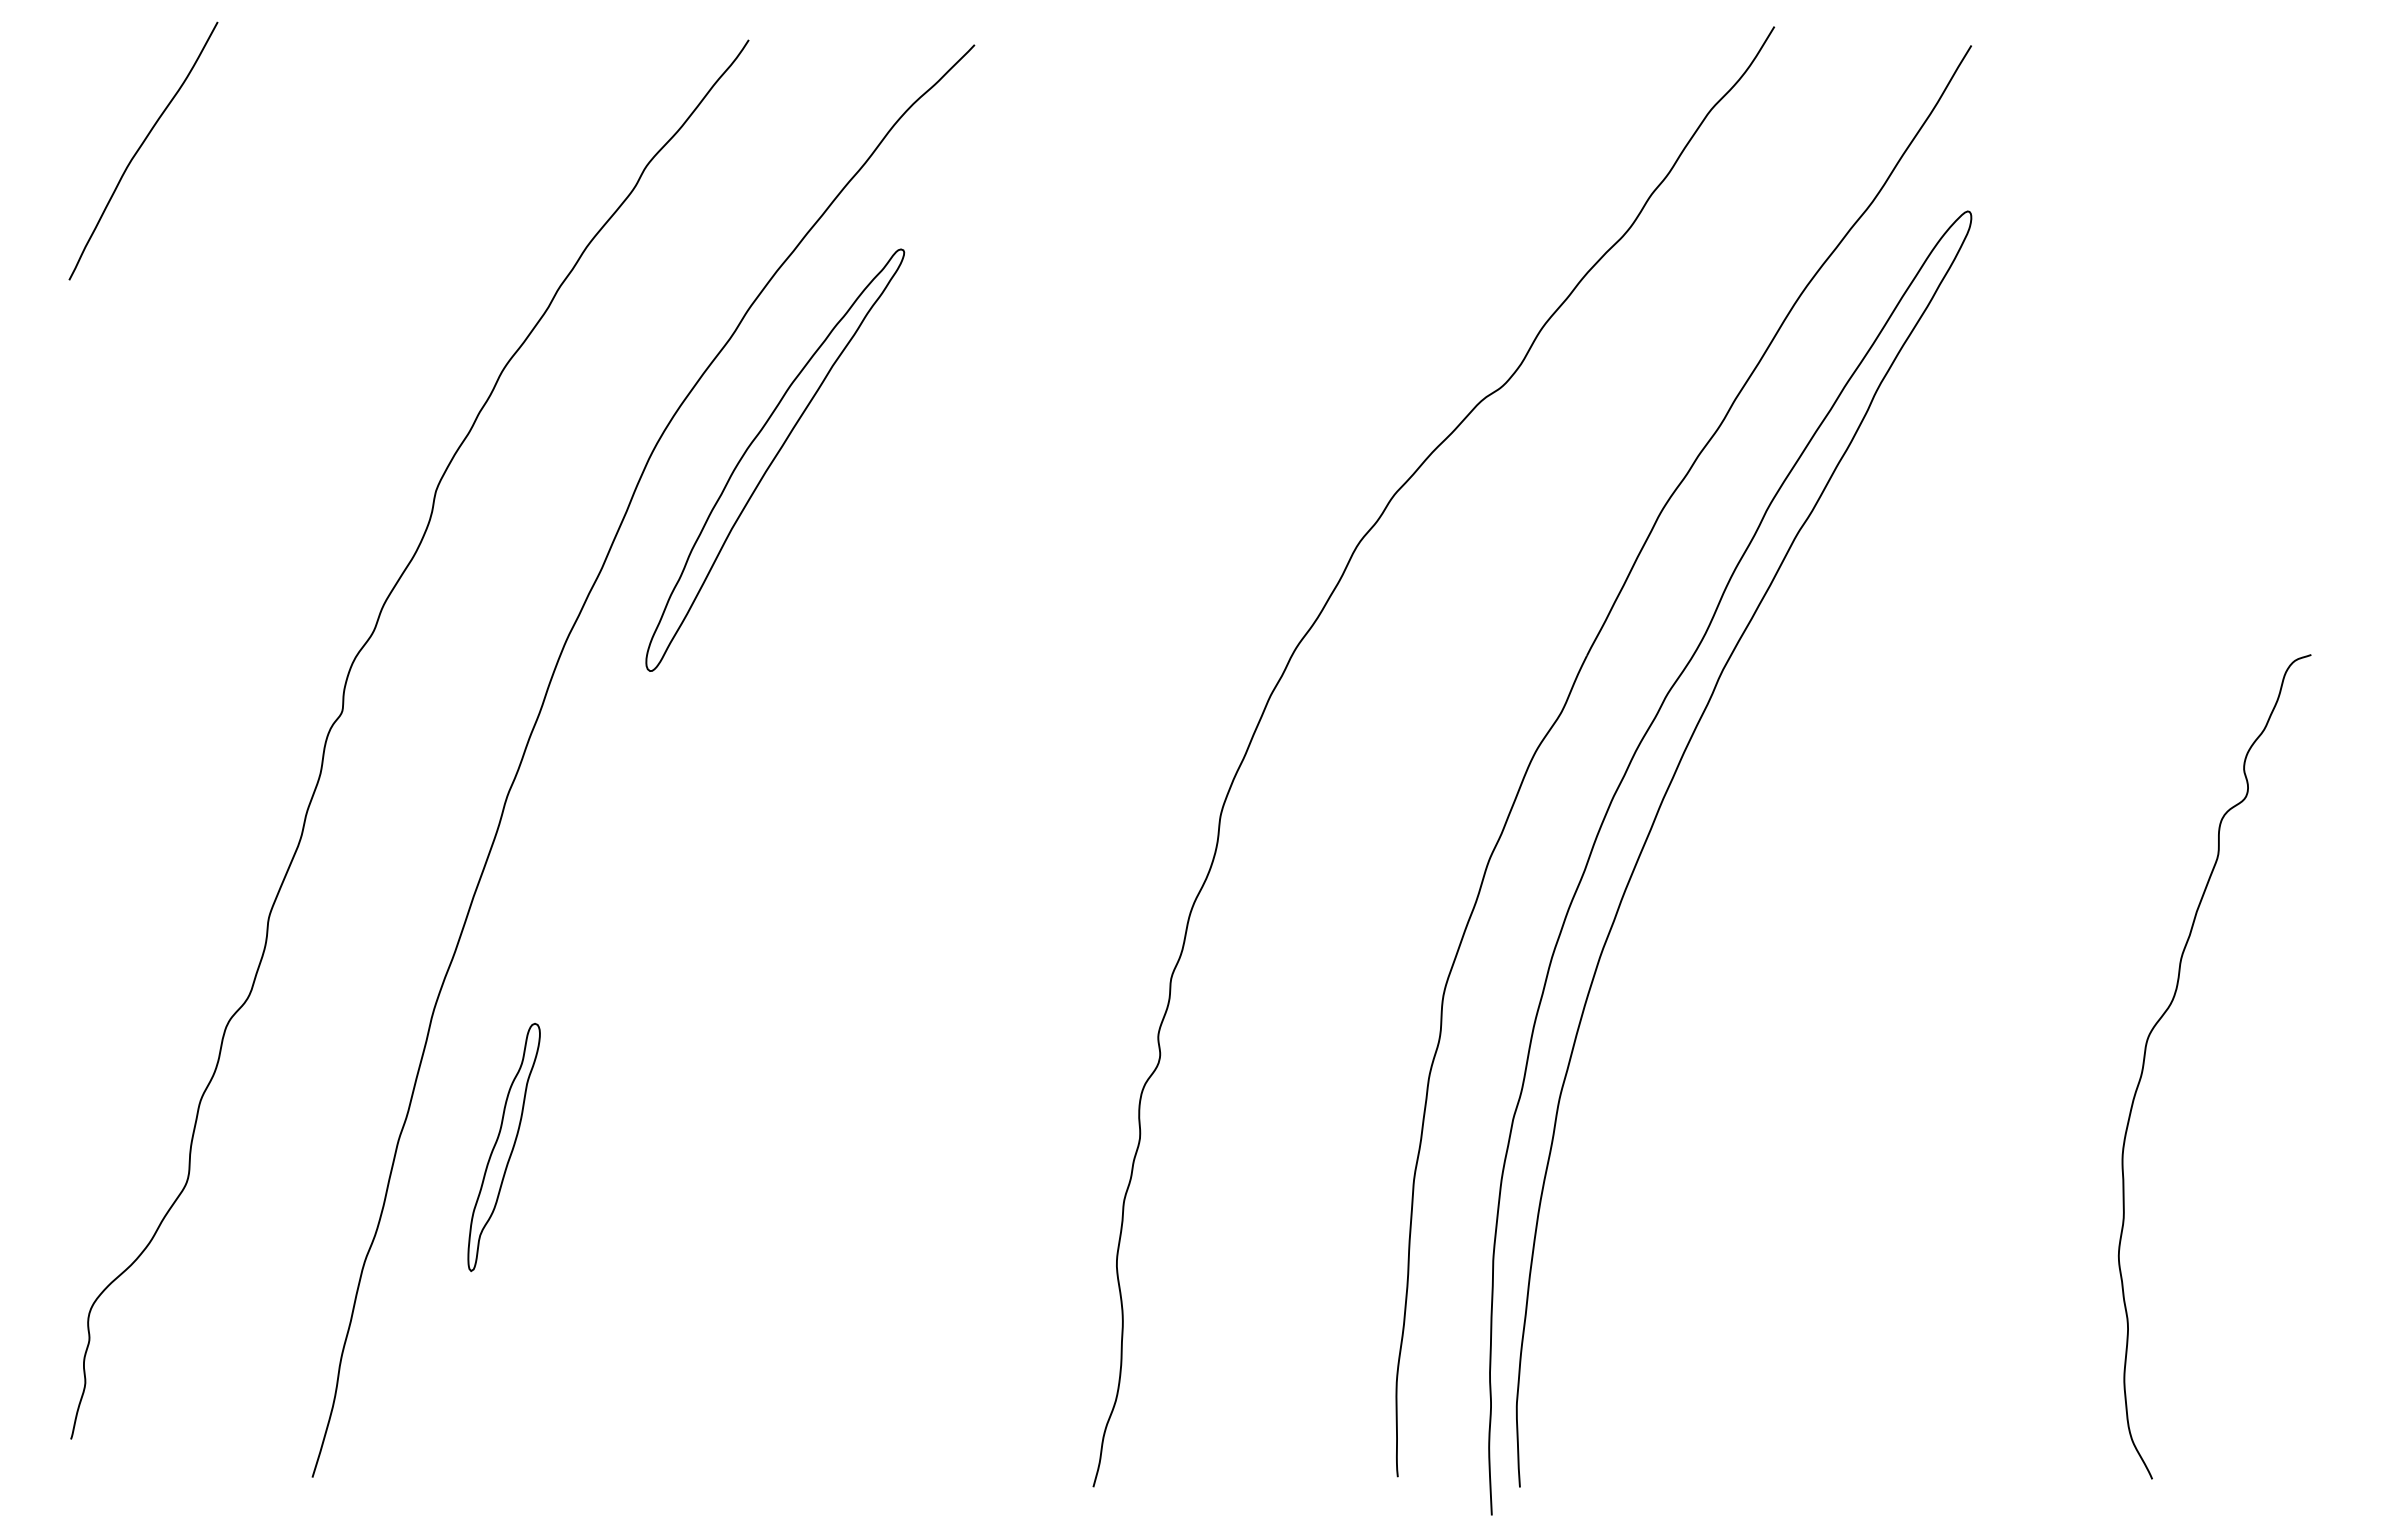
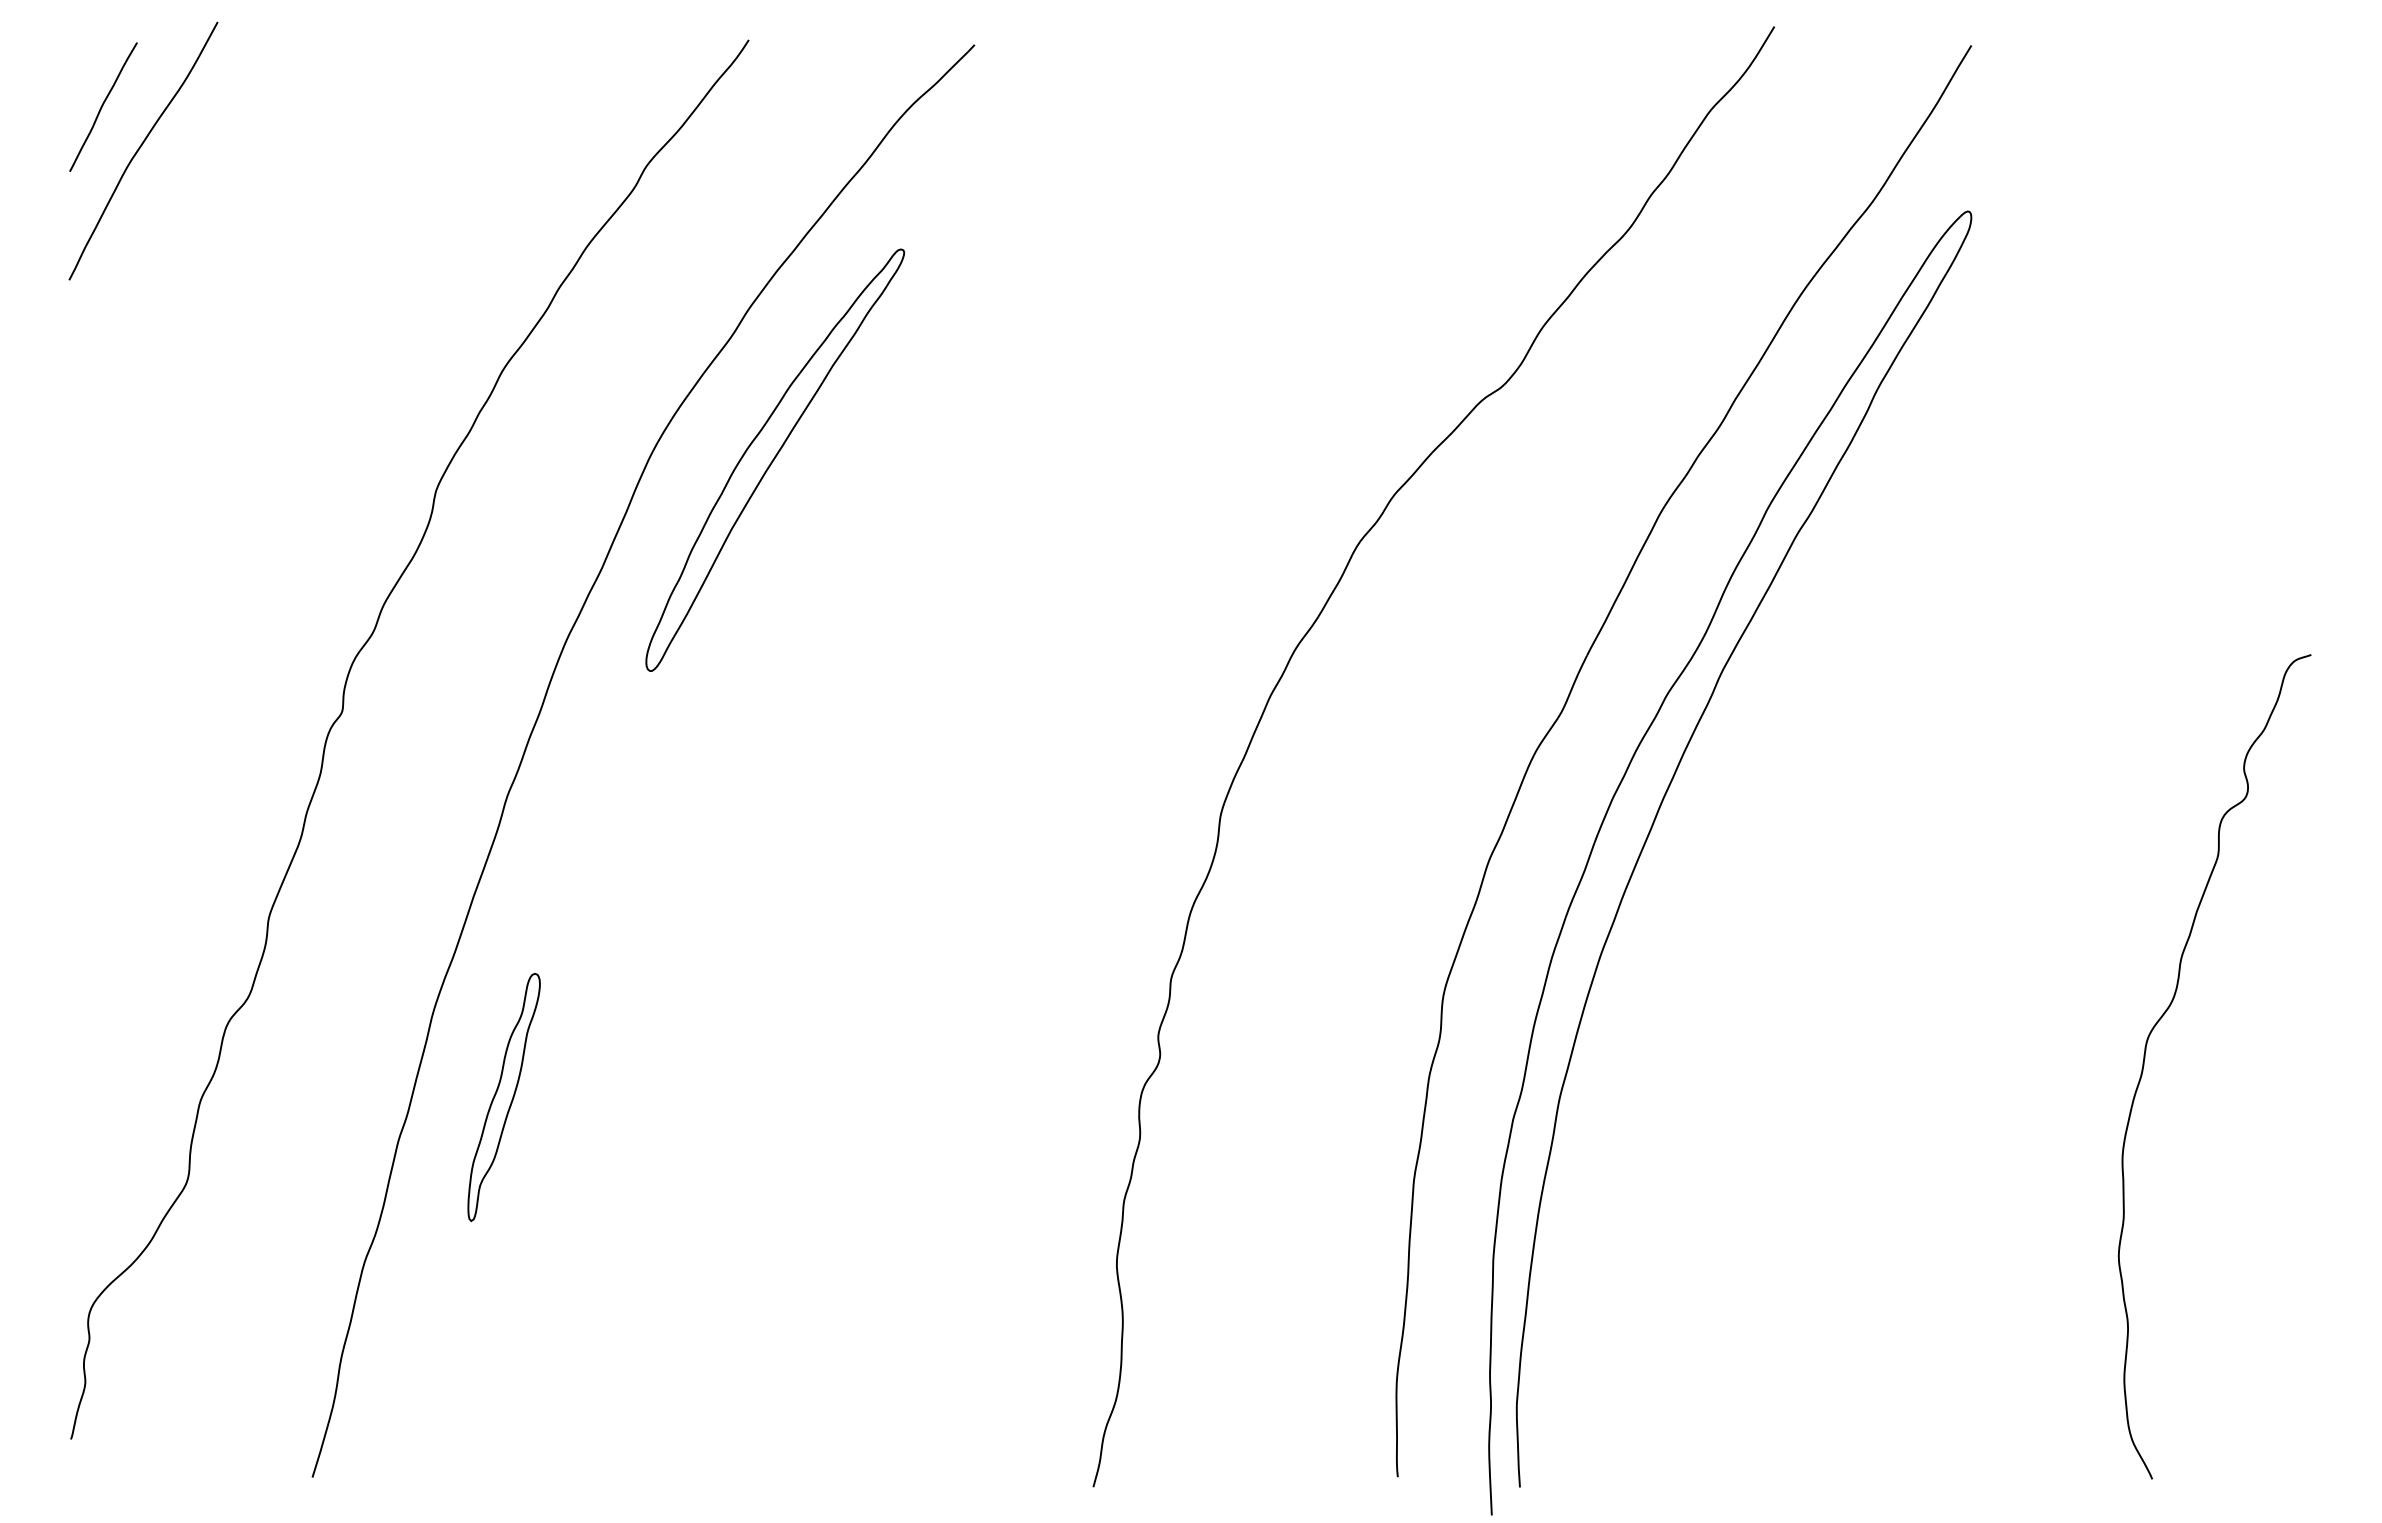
curve: none -> present (103, 105)
part position: (503, 1147) -> (503, 1097) (503, 1097)
